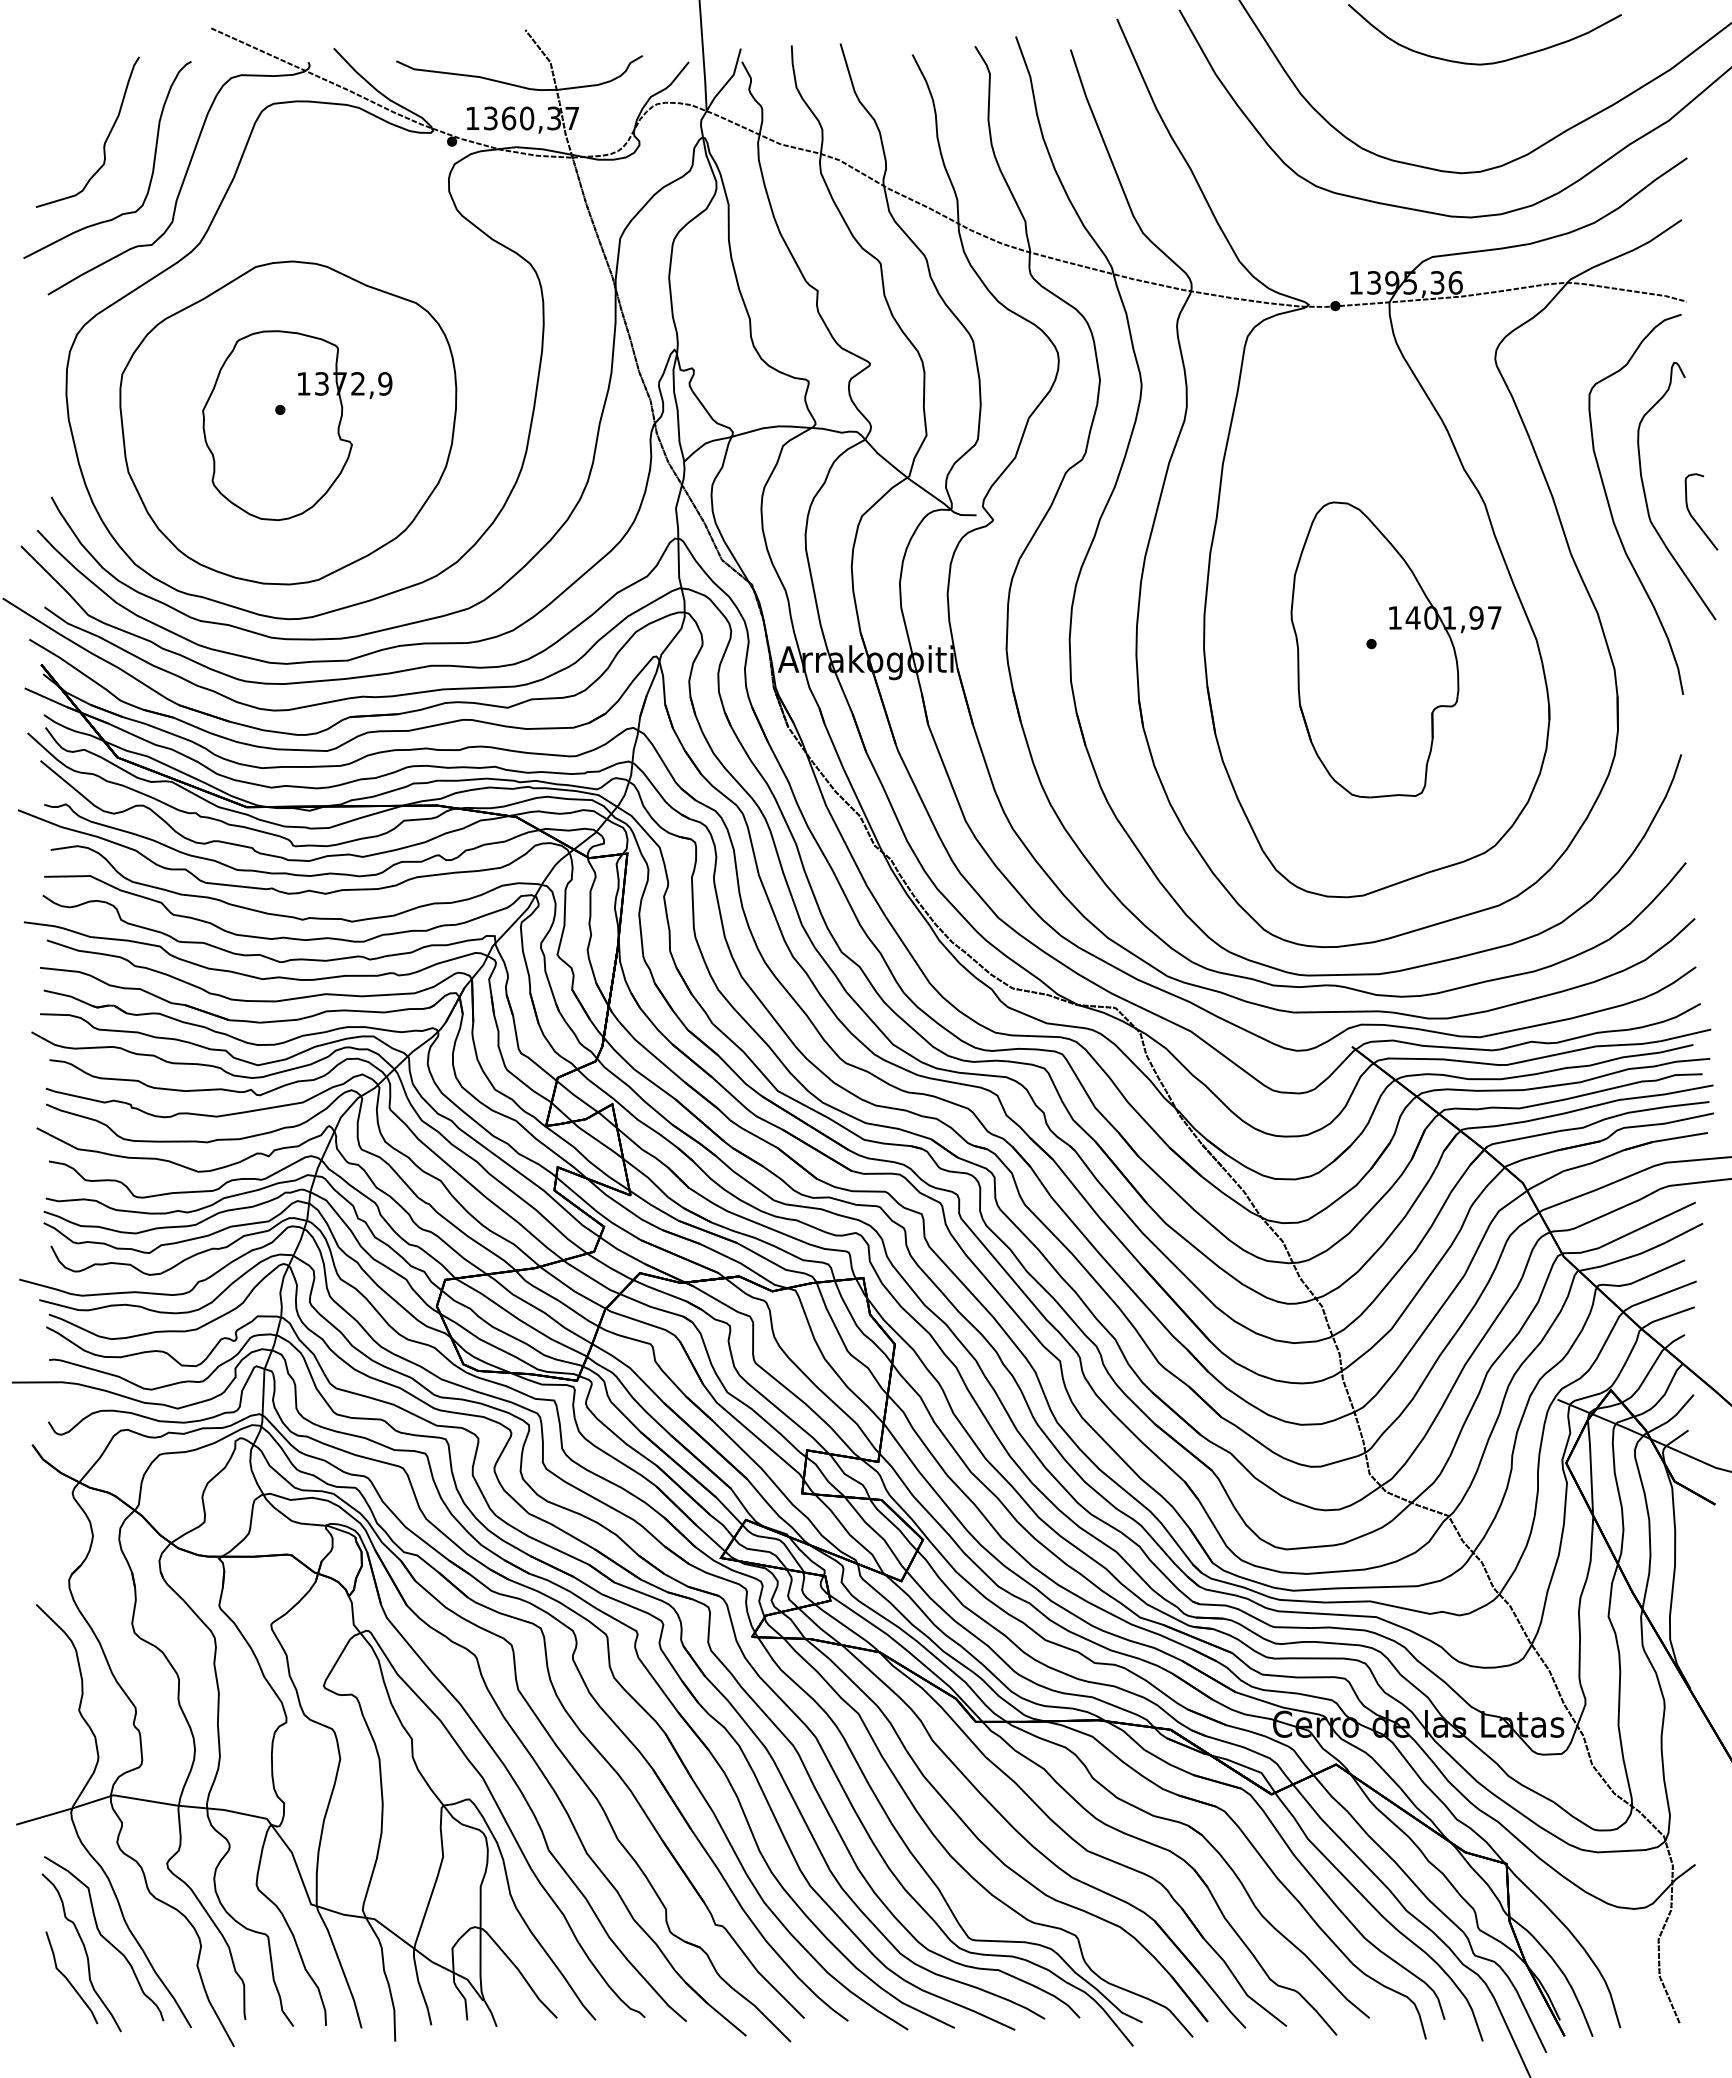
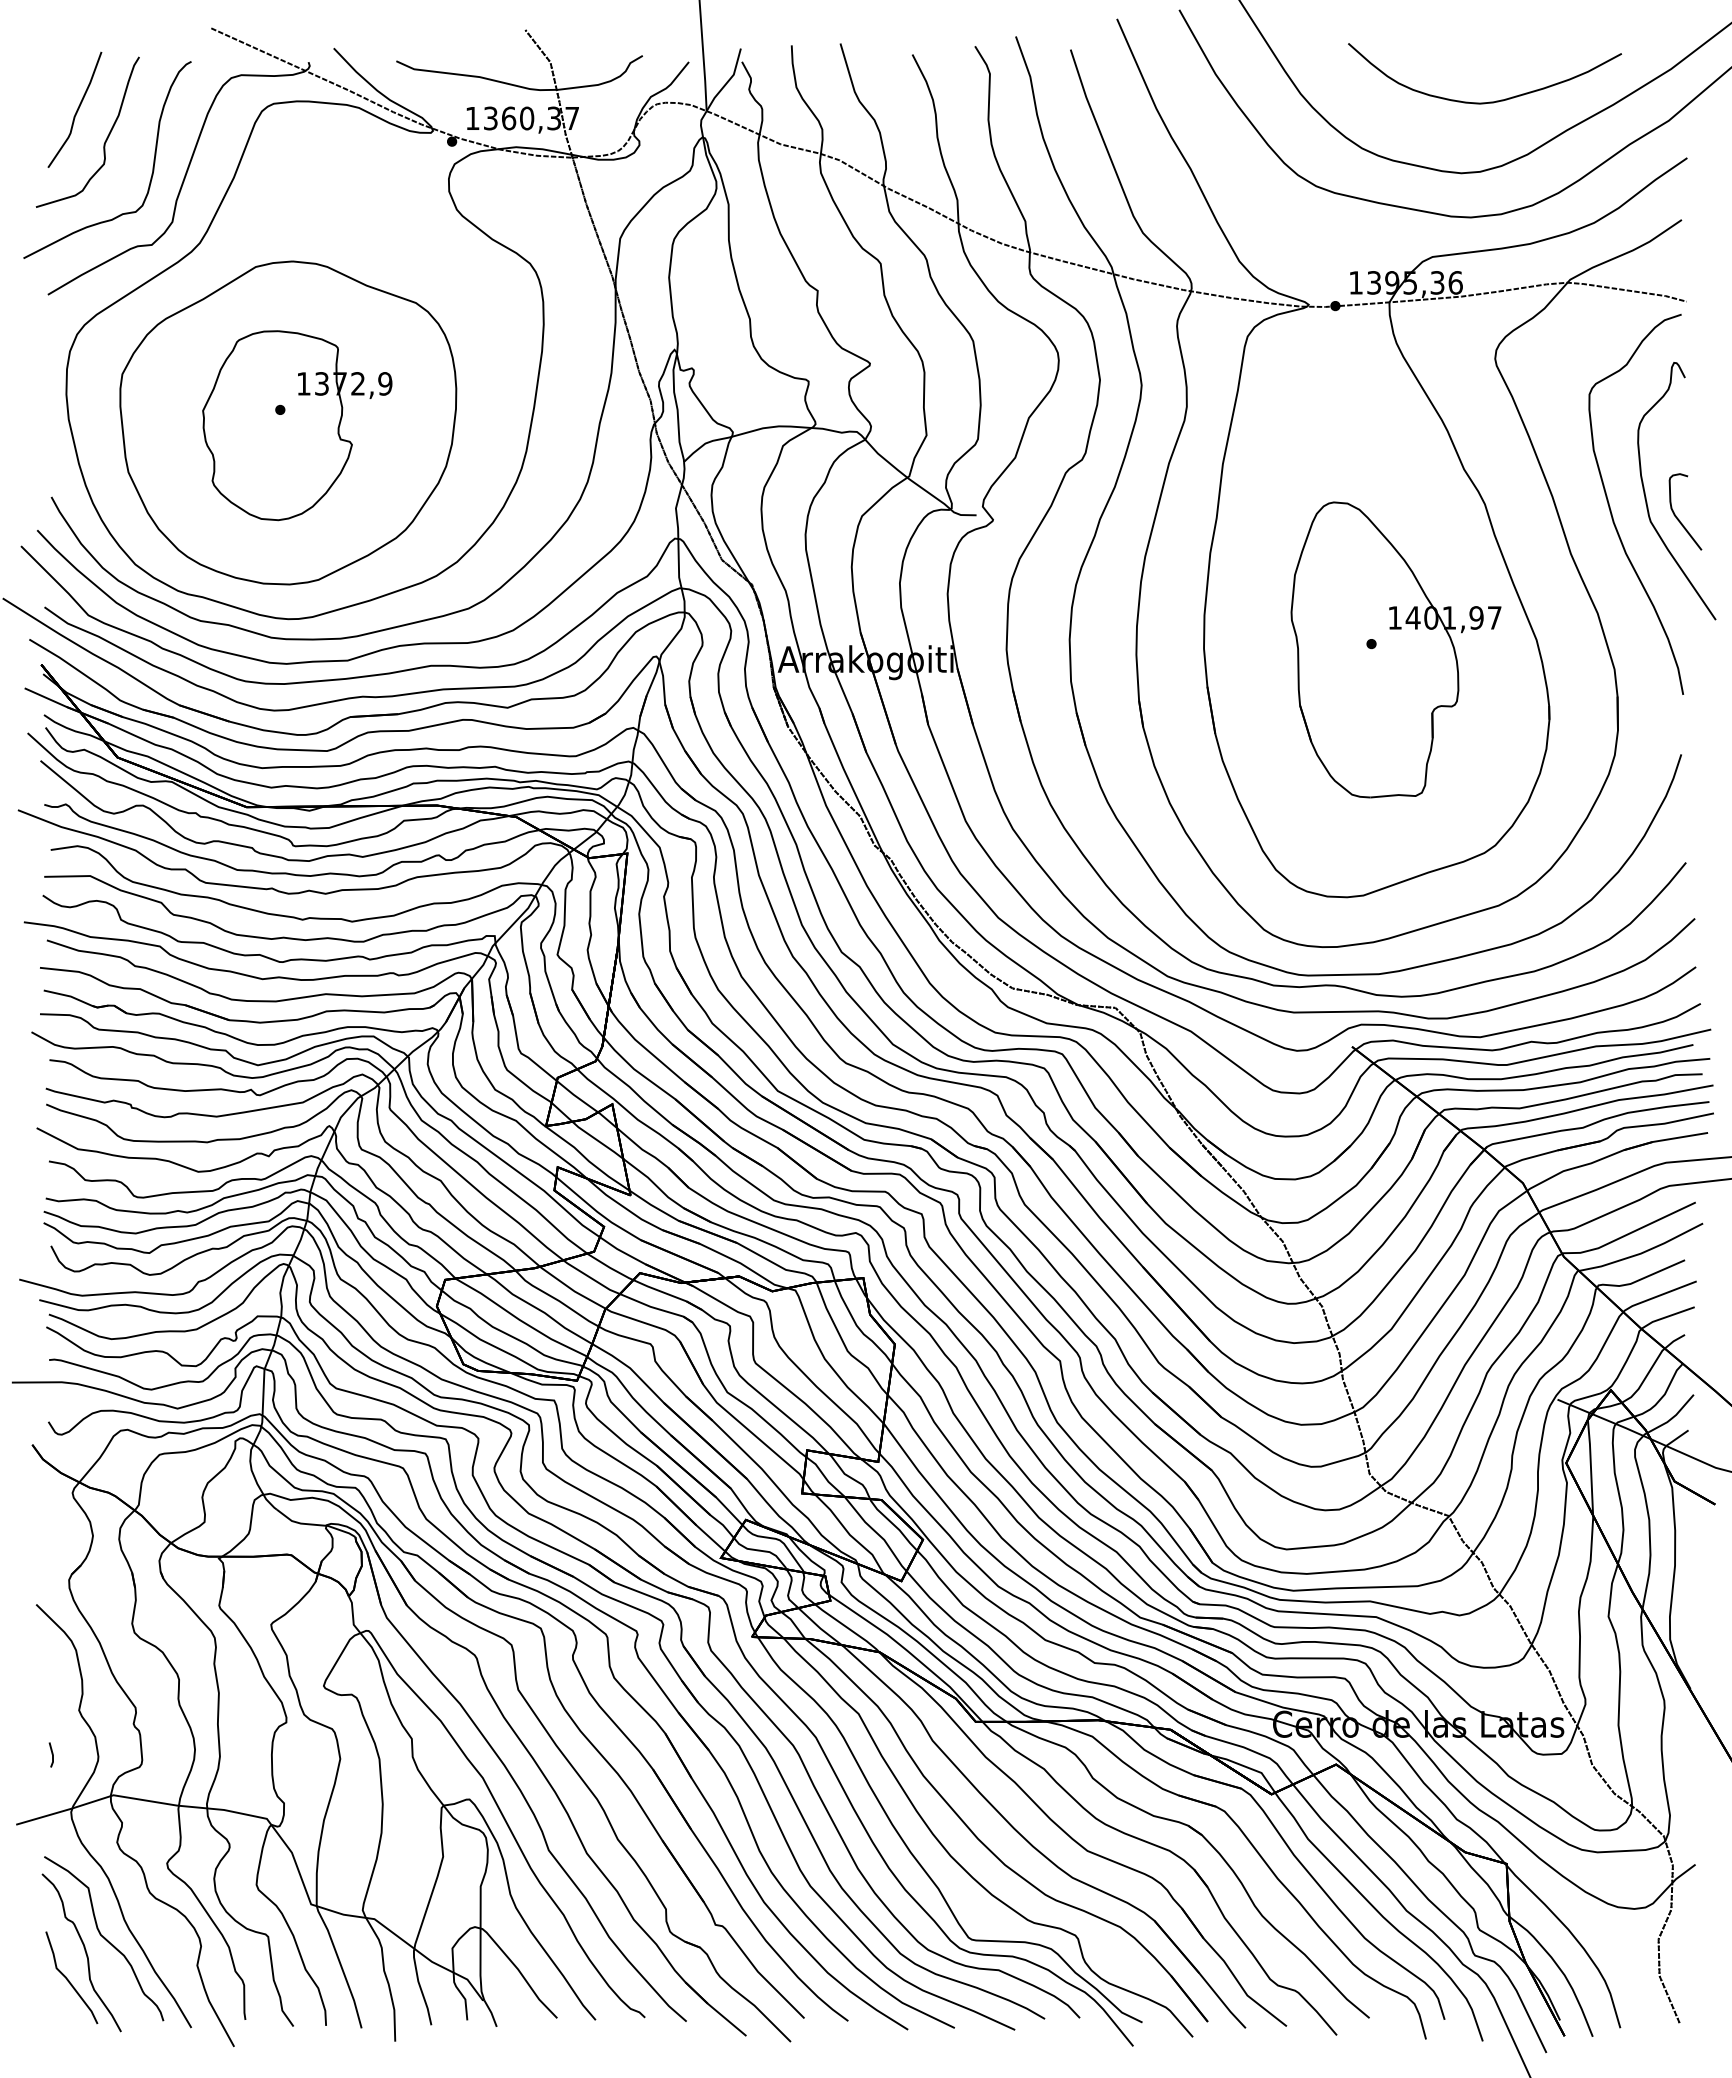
curve position: (1489, 62) -> (1489, 101) (1489, 101)
curve: none -> present (76, 110)
curve position: (1692, 515) -> (1676, 515) (1676, 515)
line: none -> present (51, 1754)
